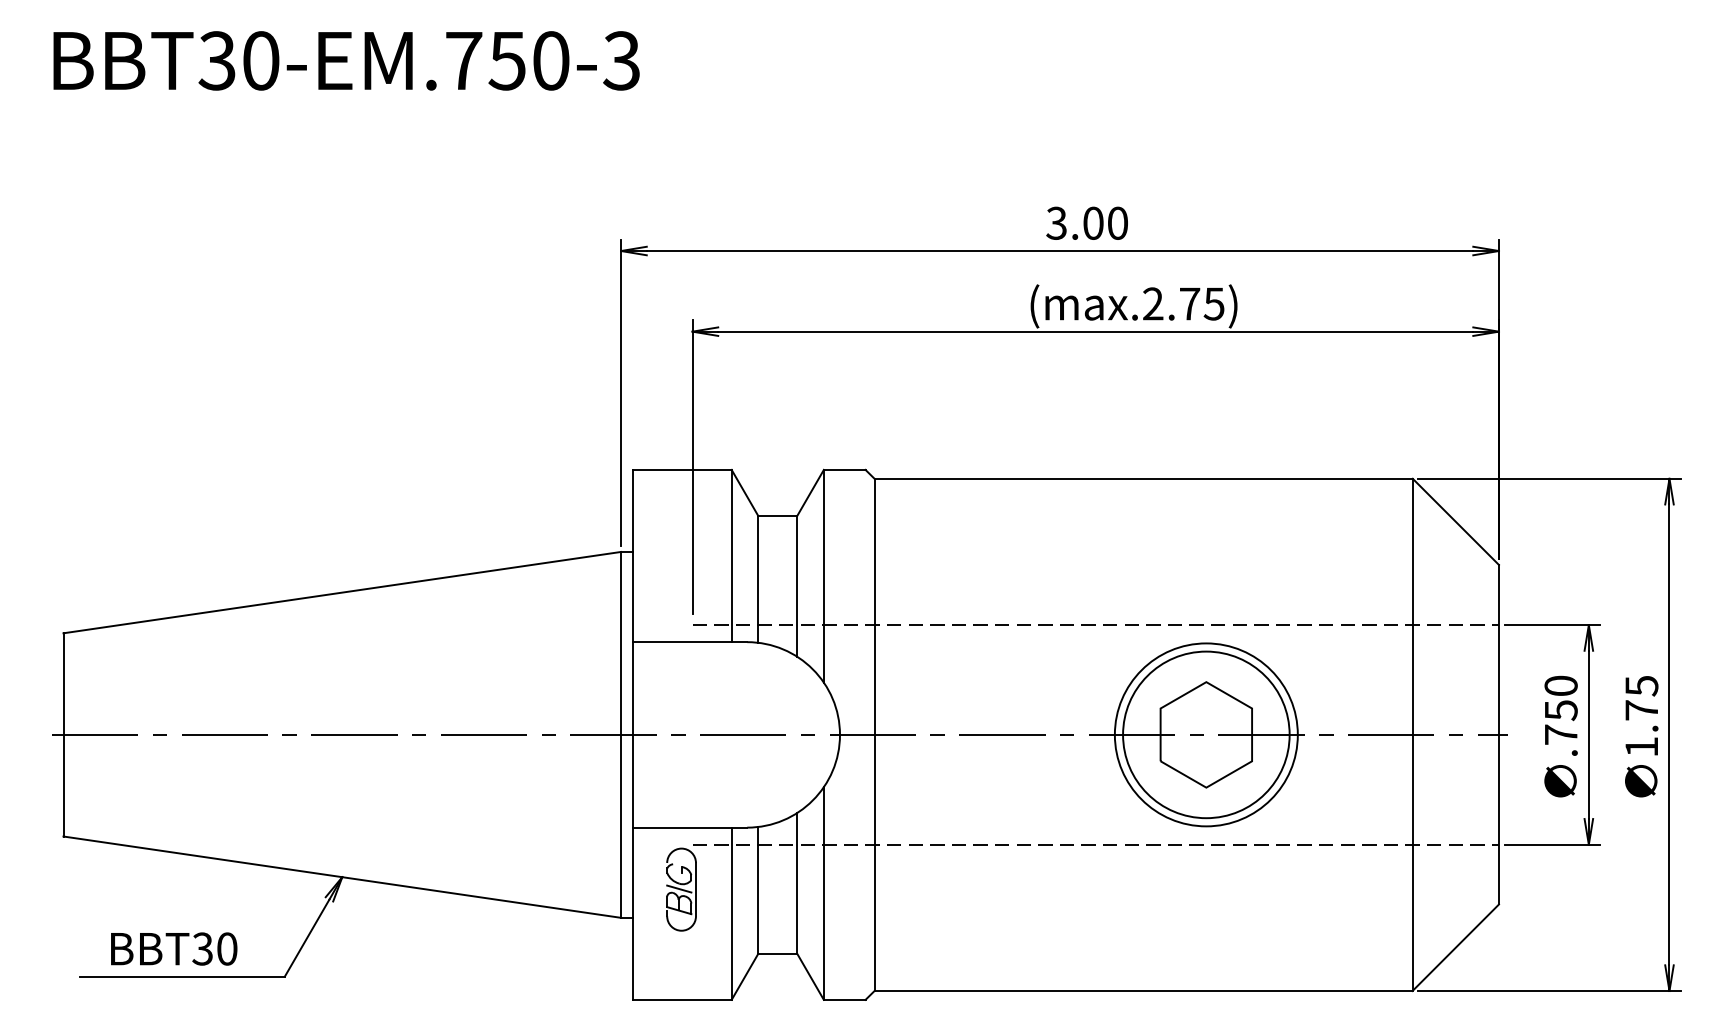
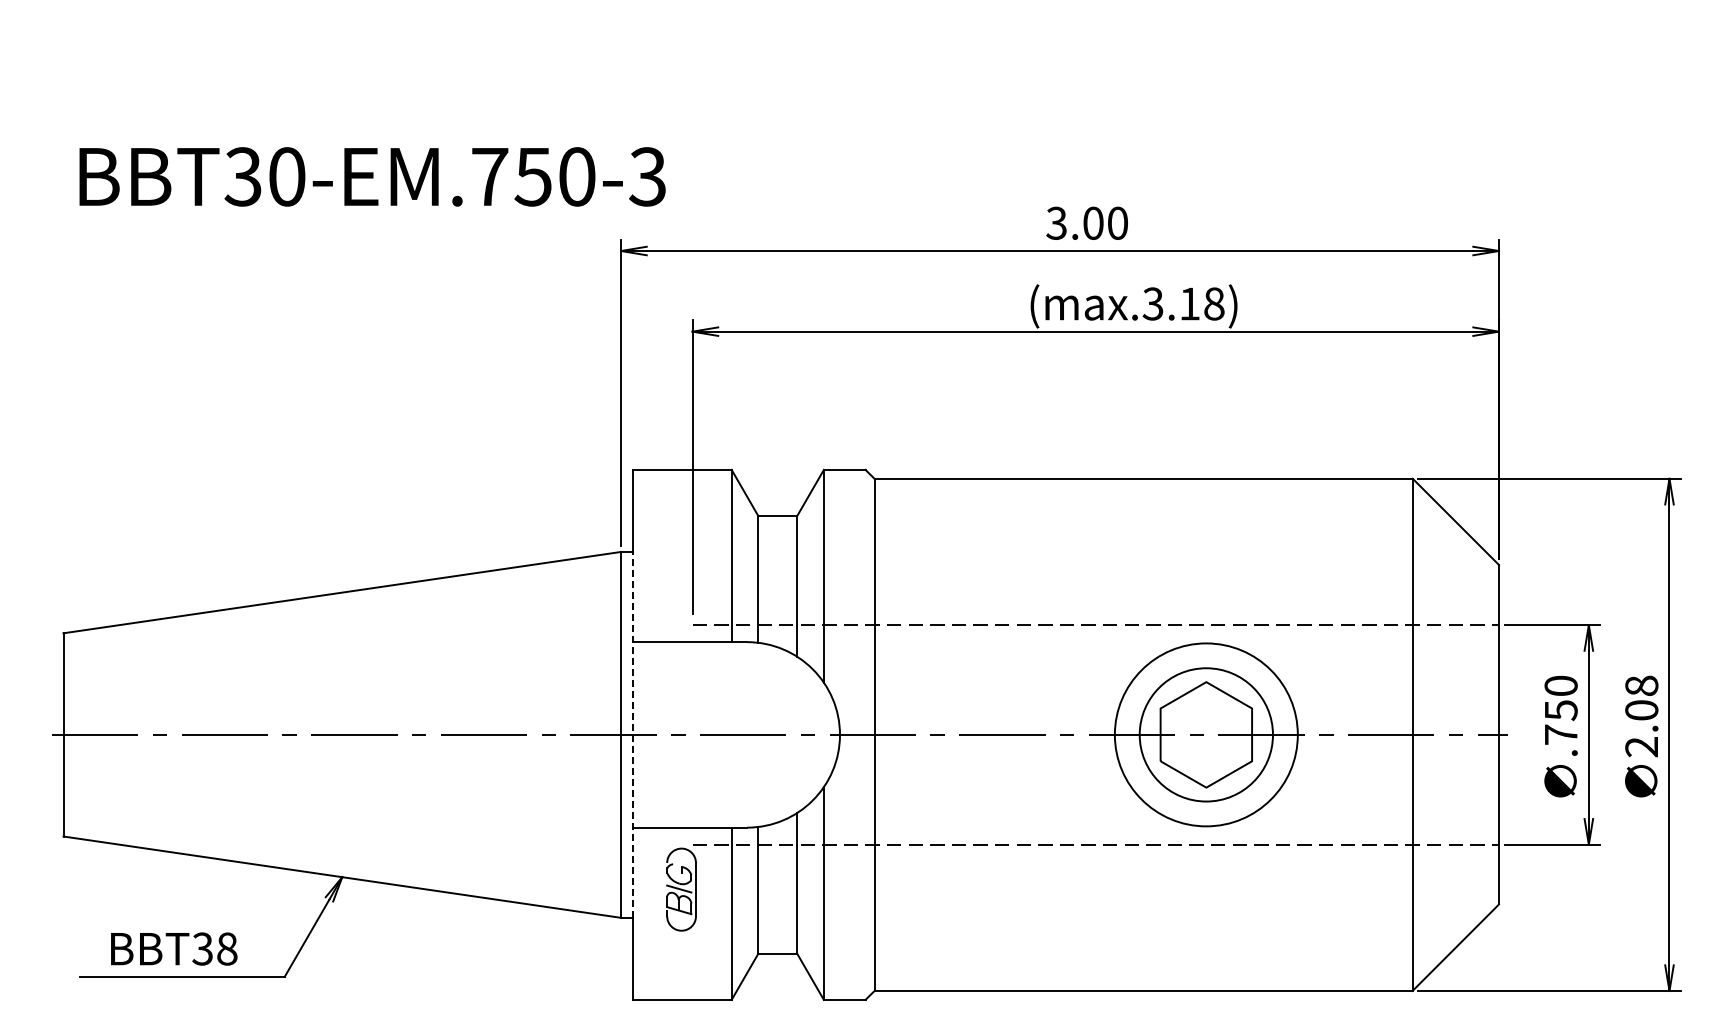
text position: (346, 60) -> (372, 176) (372, 176)
text: (max.2.75) -> (max.3.18) (1183, 303)
text: 1.75 -> 2.08 (1641, 716)
line: solid -> dashed (632, 734)
circle diameter: 167 px -> 133 px (1205, 734)
text: BBT30 -> BBT38 (227, 948)
